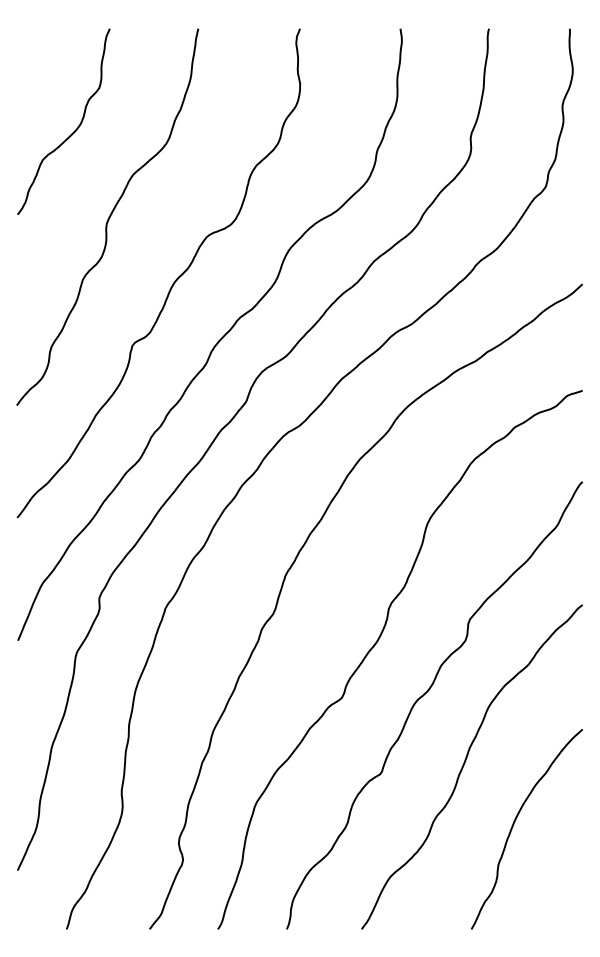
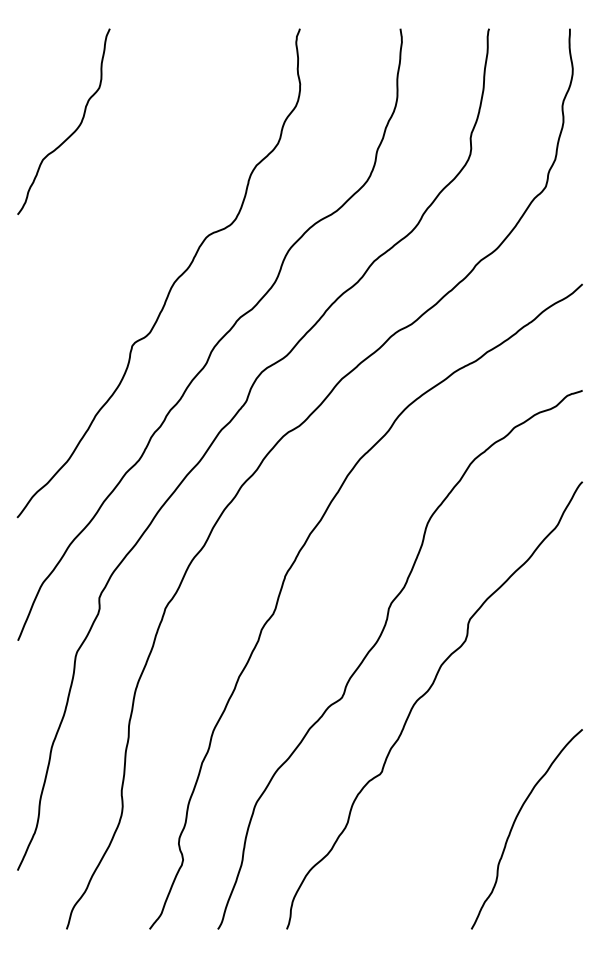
curve: present -> none (108, 217)
curve: present -> none (465, 763)
